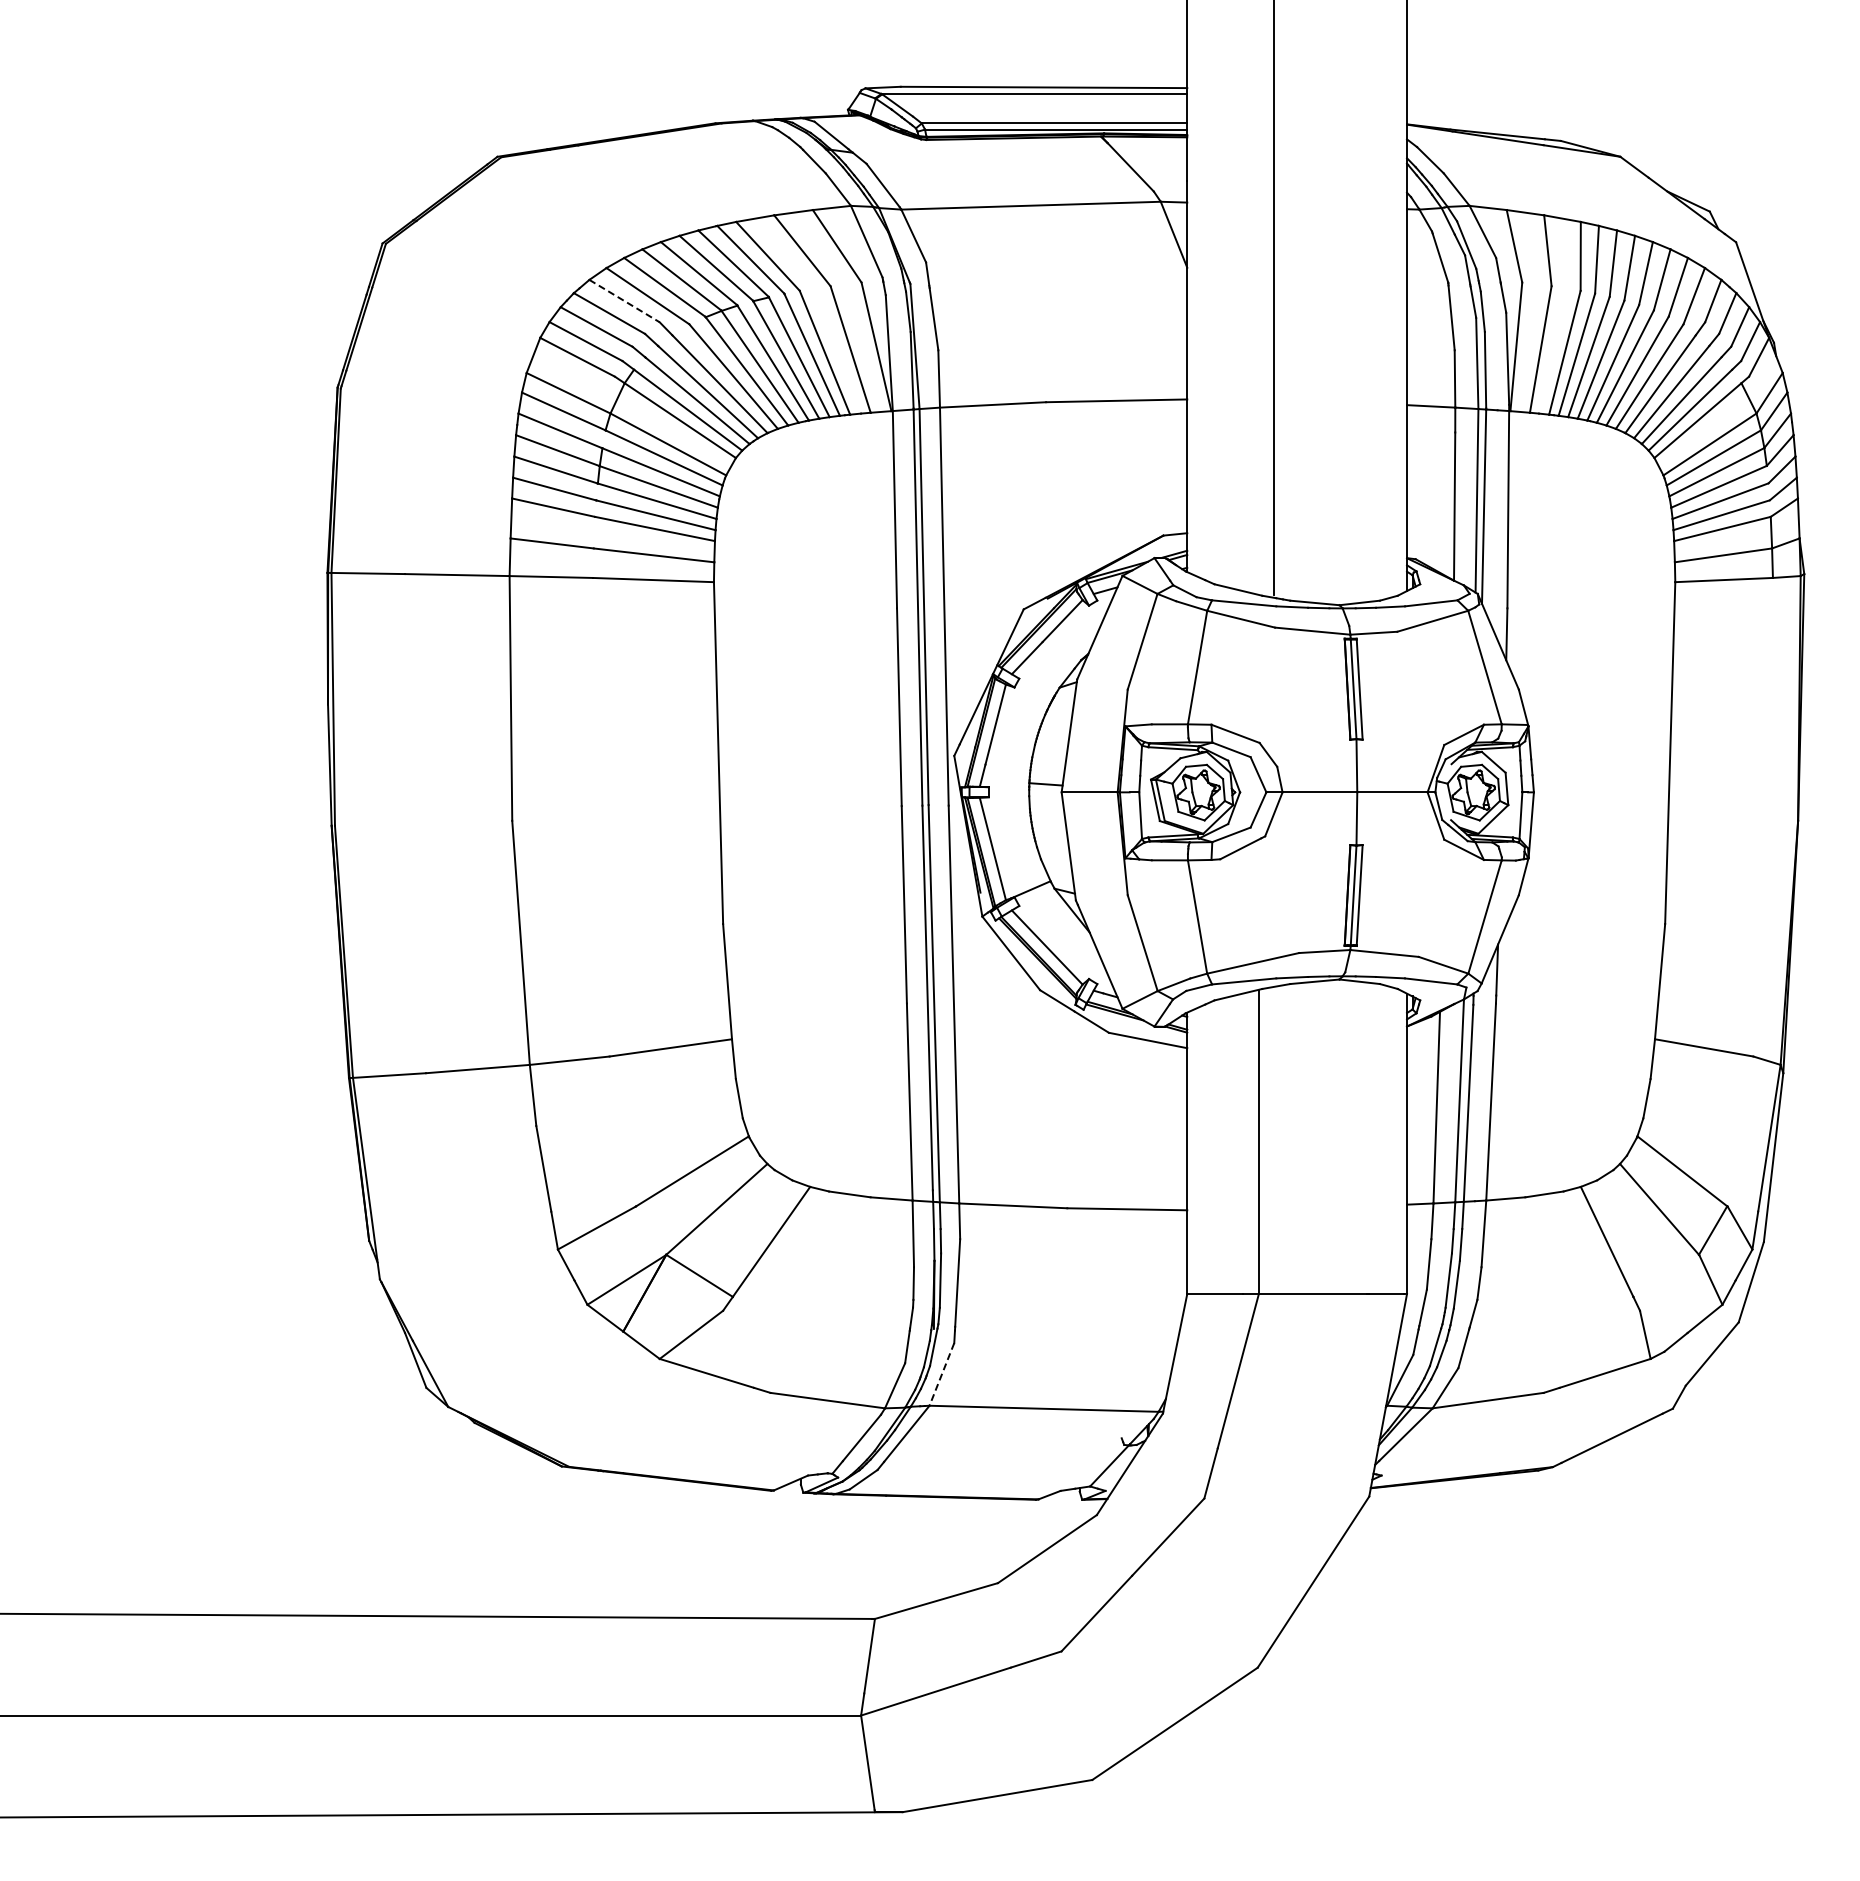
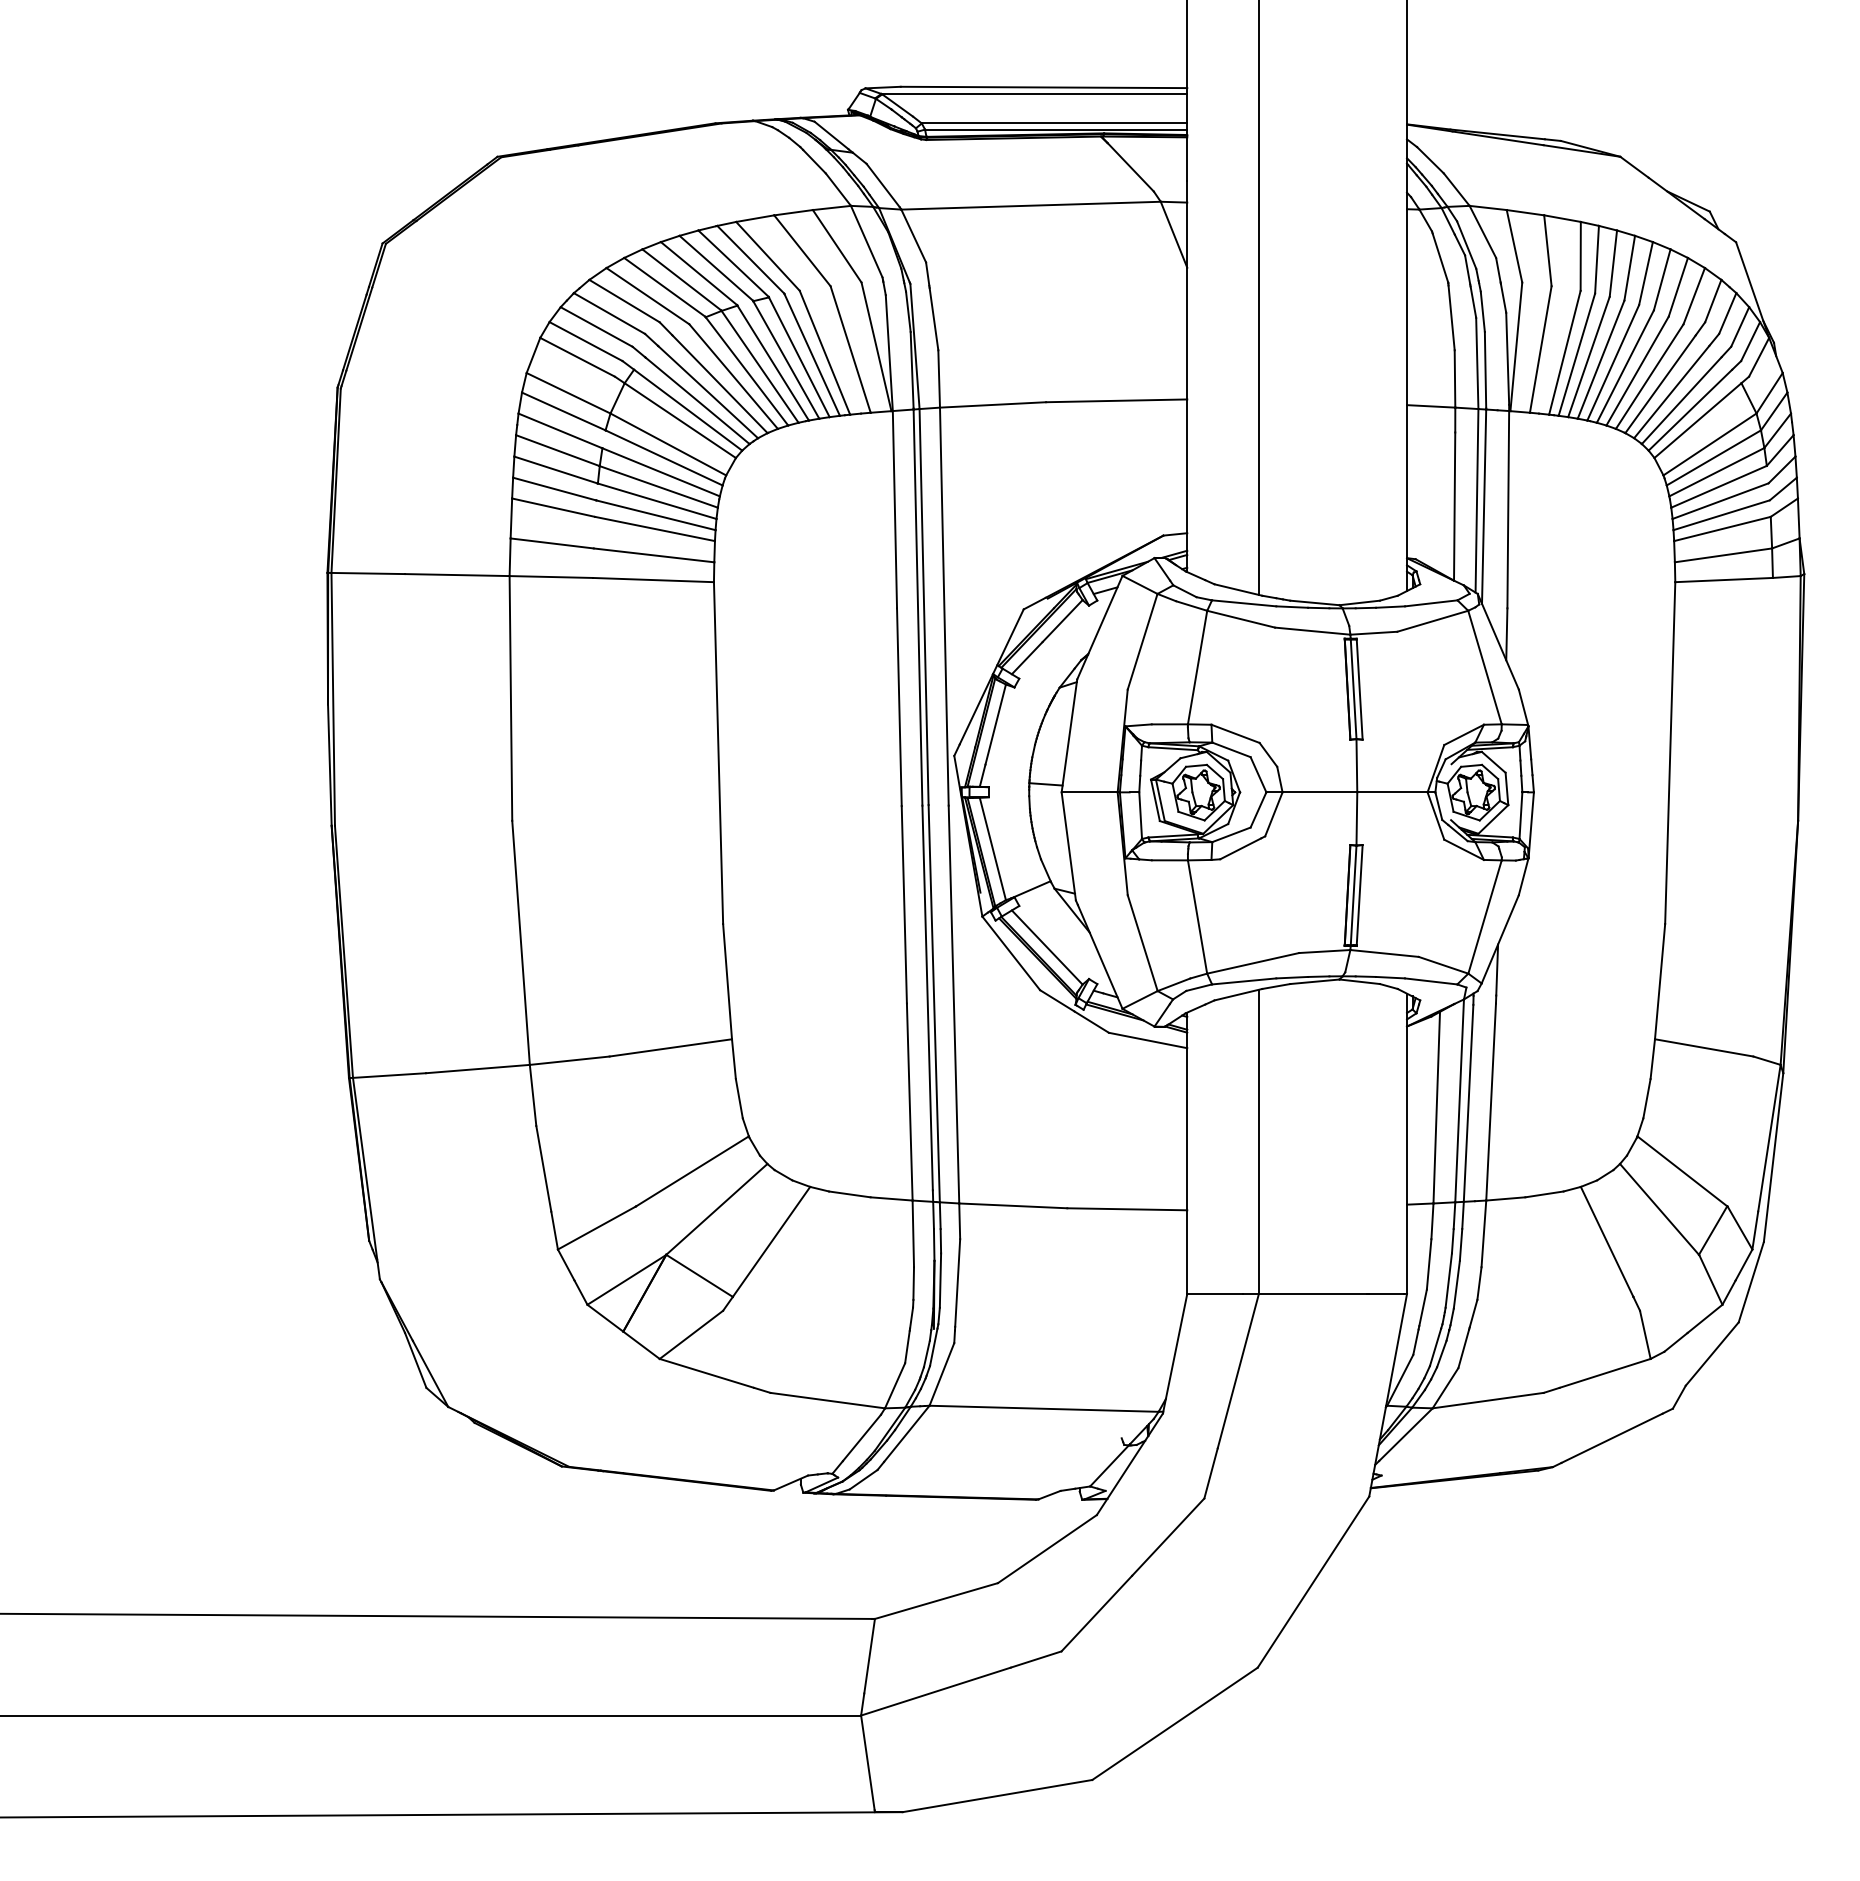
line position: (1273, 298) -> (1258, 298) (1258, 298)
line: dashed -> solid (624, 301)
line: dashed -> solid (941, 1374)
